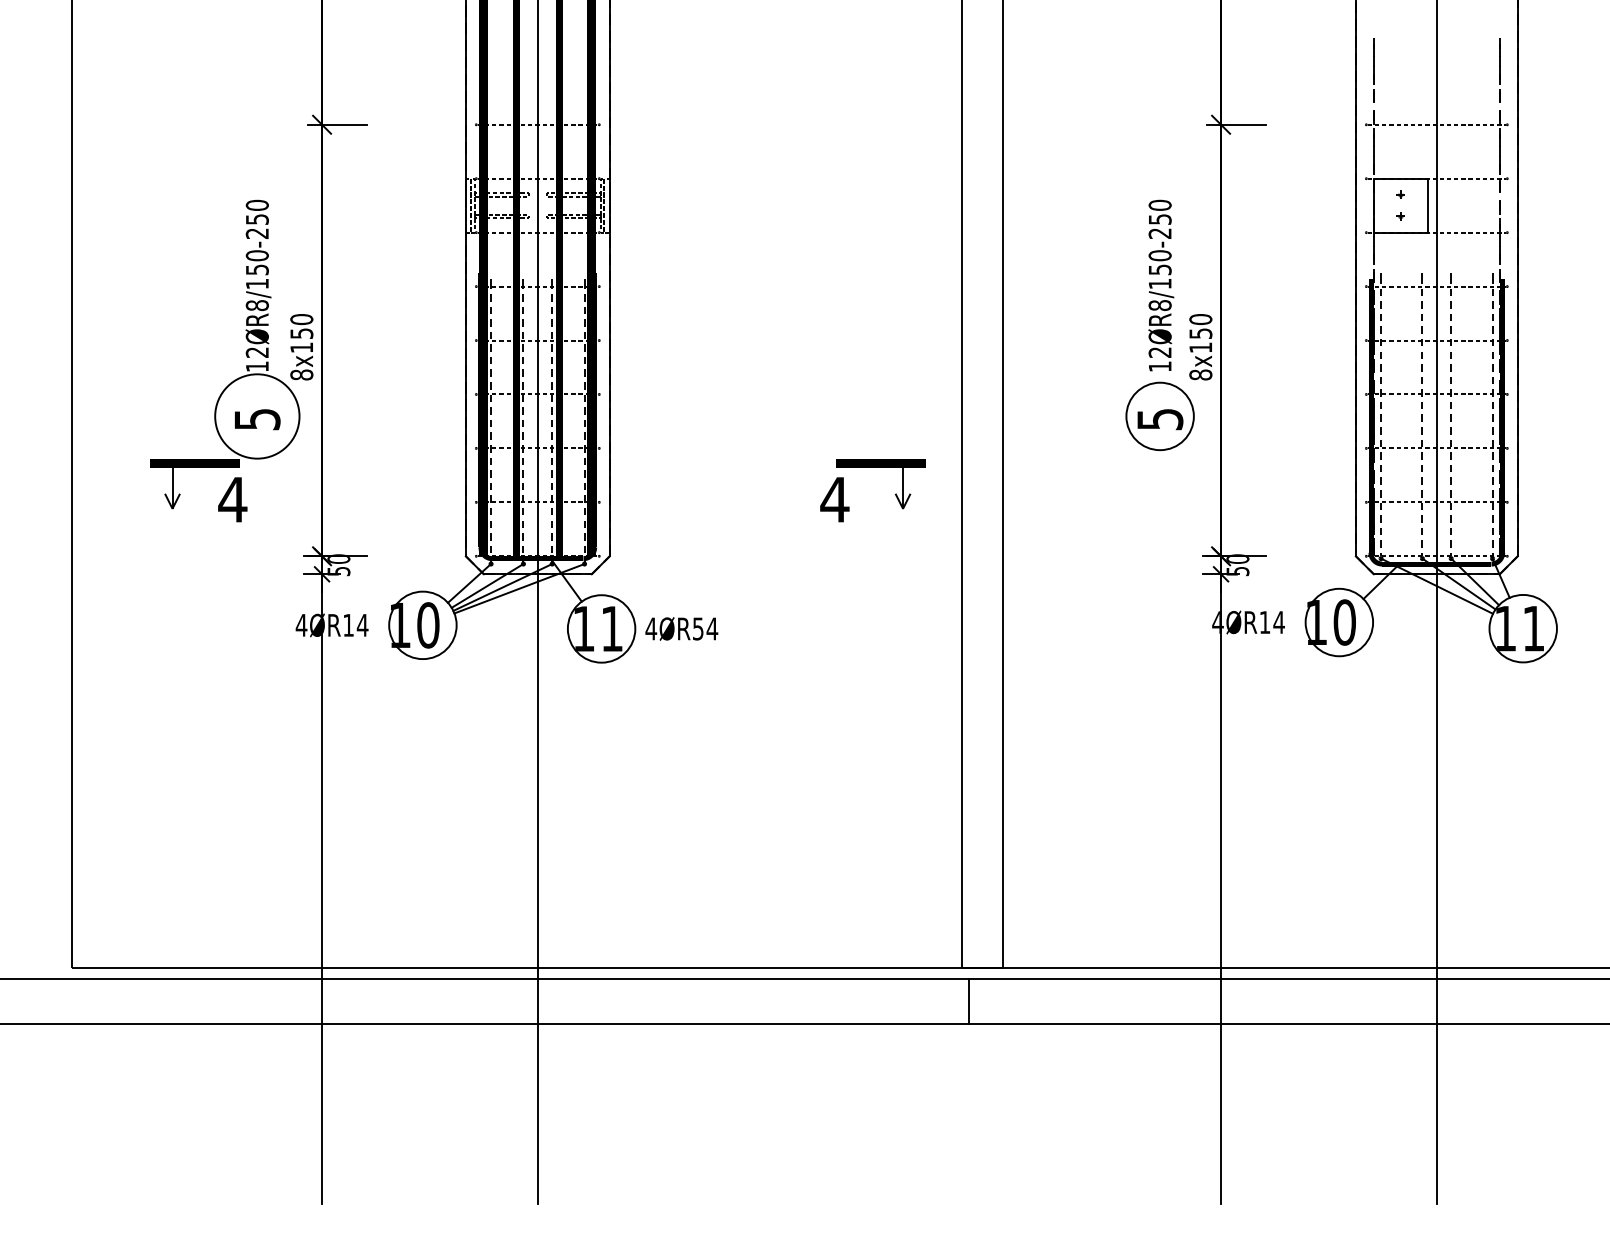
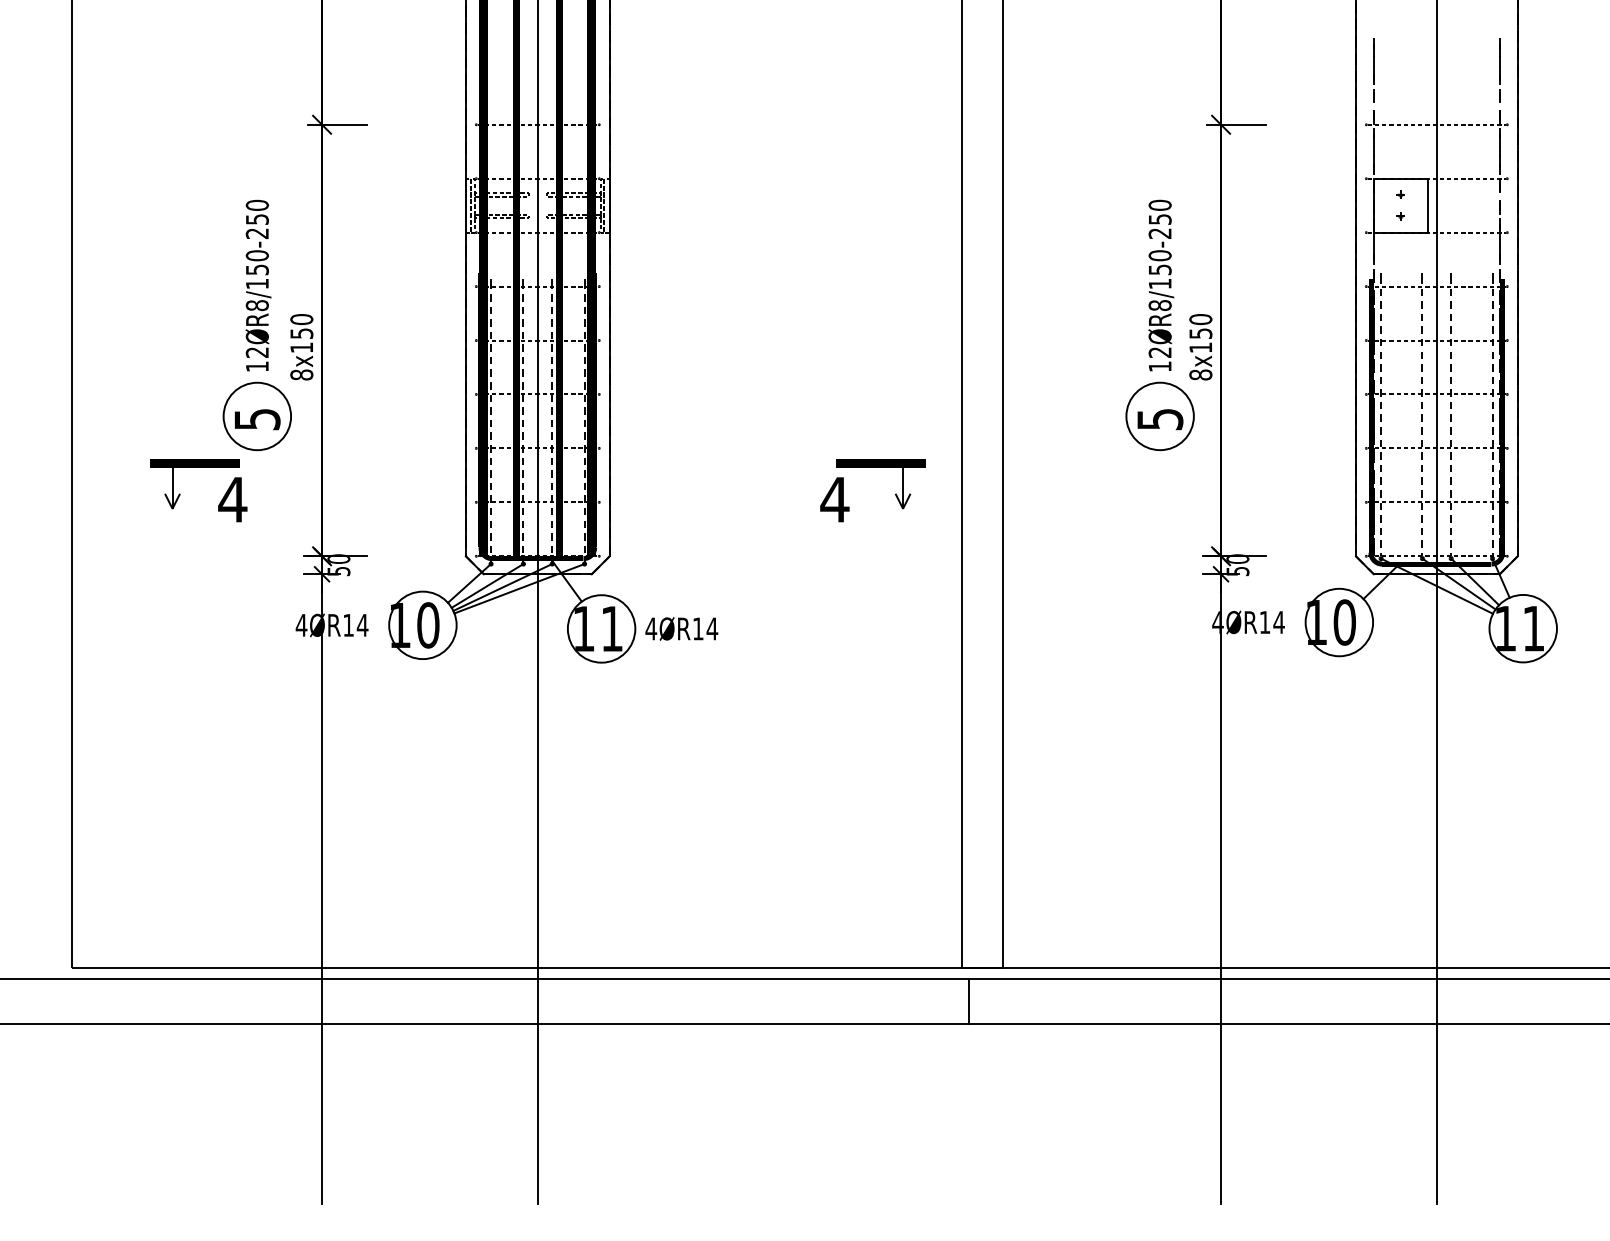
circle diameter: 84 px -> 67 px (257, 416)
text: 4ØR54 -> 4ØR14 (698, 628)
